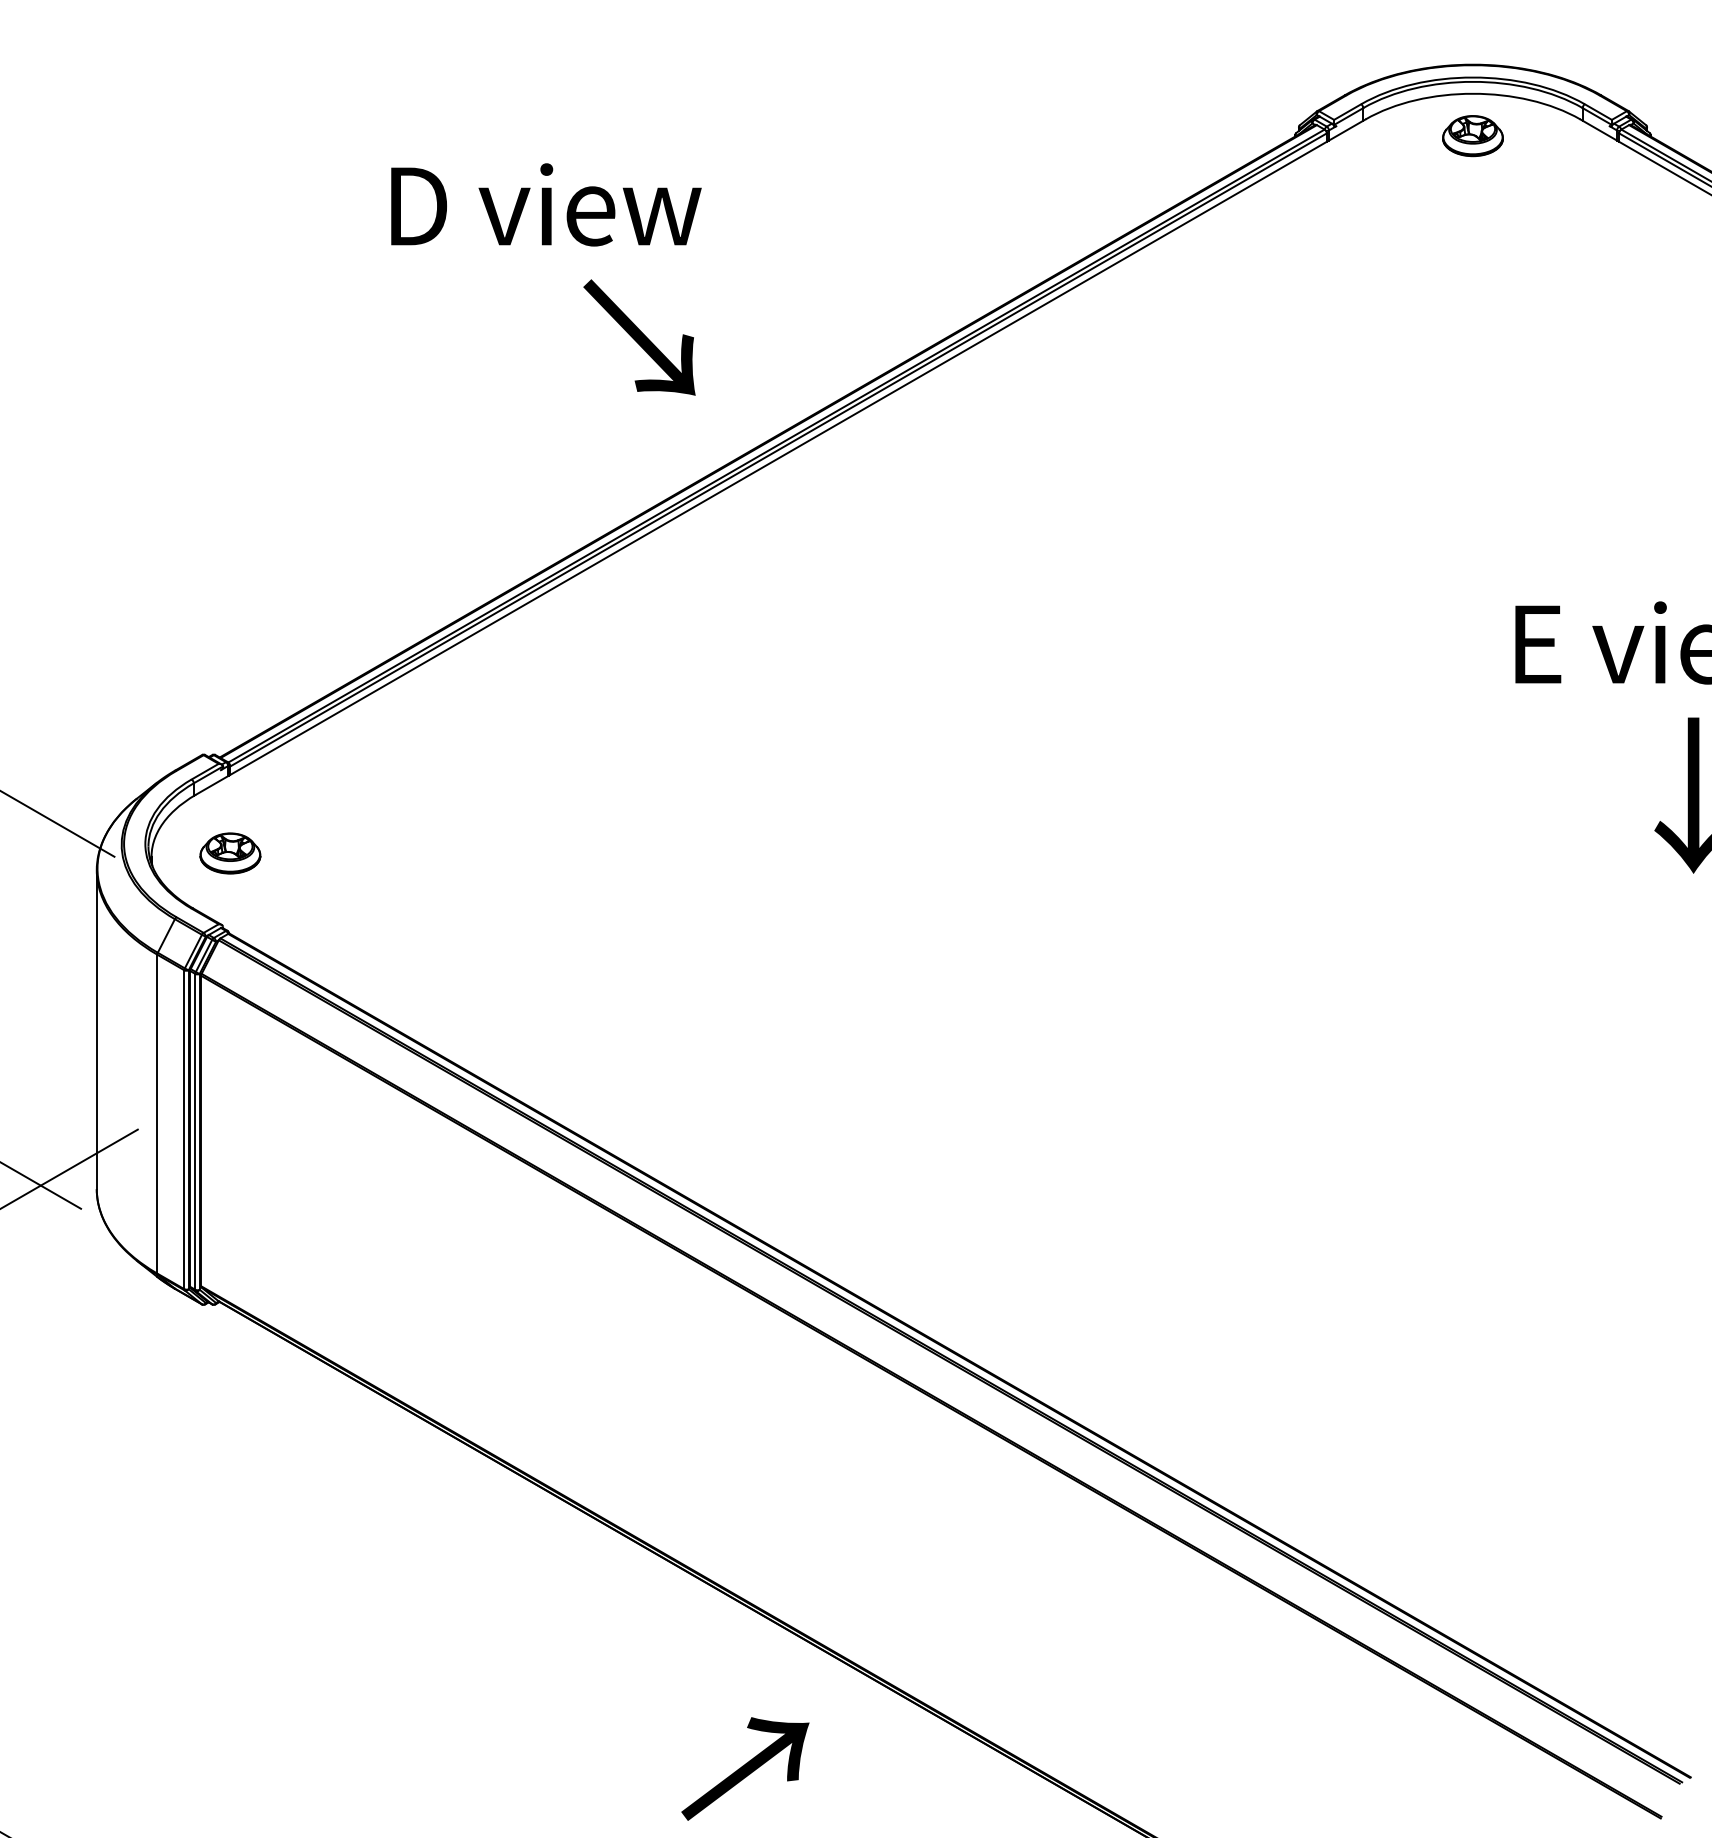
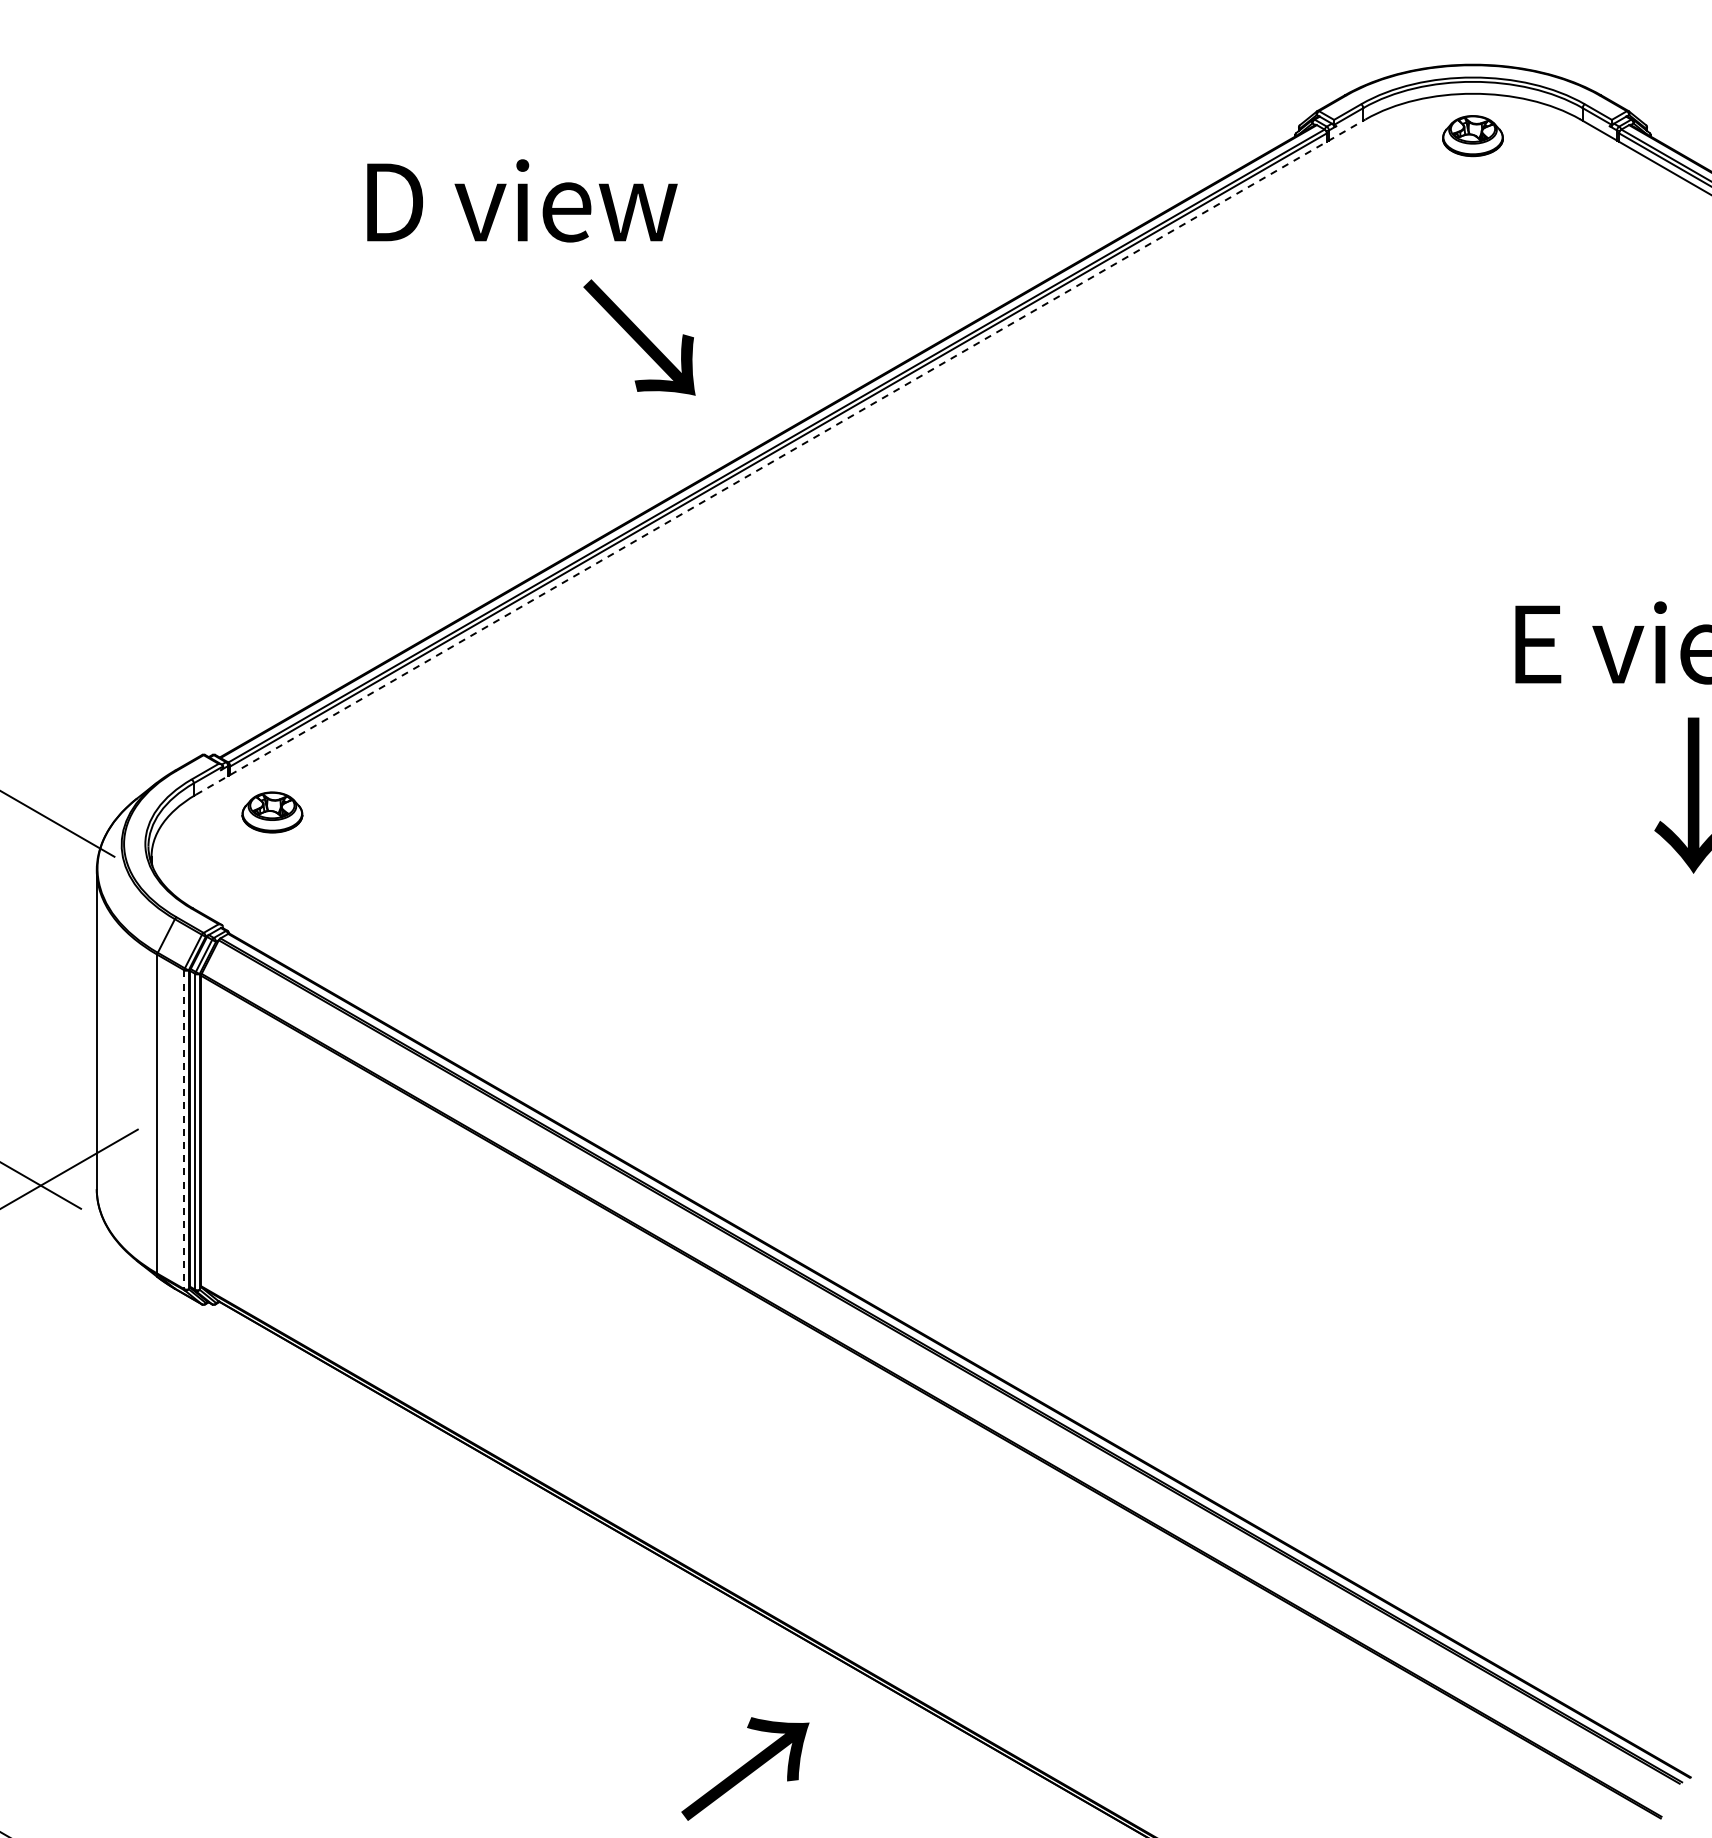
text position: (546, 204) -> (522, 200) (522, 200)
line: solid -> dashed (781, 456)
part position: (230, 853) -> (272, 812) (272, 812)
line: solid -> dashed (184, 1130)
